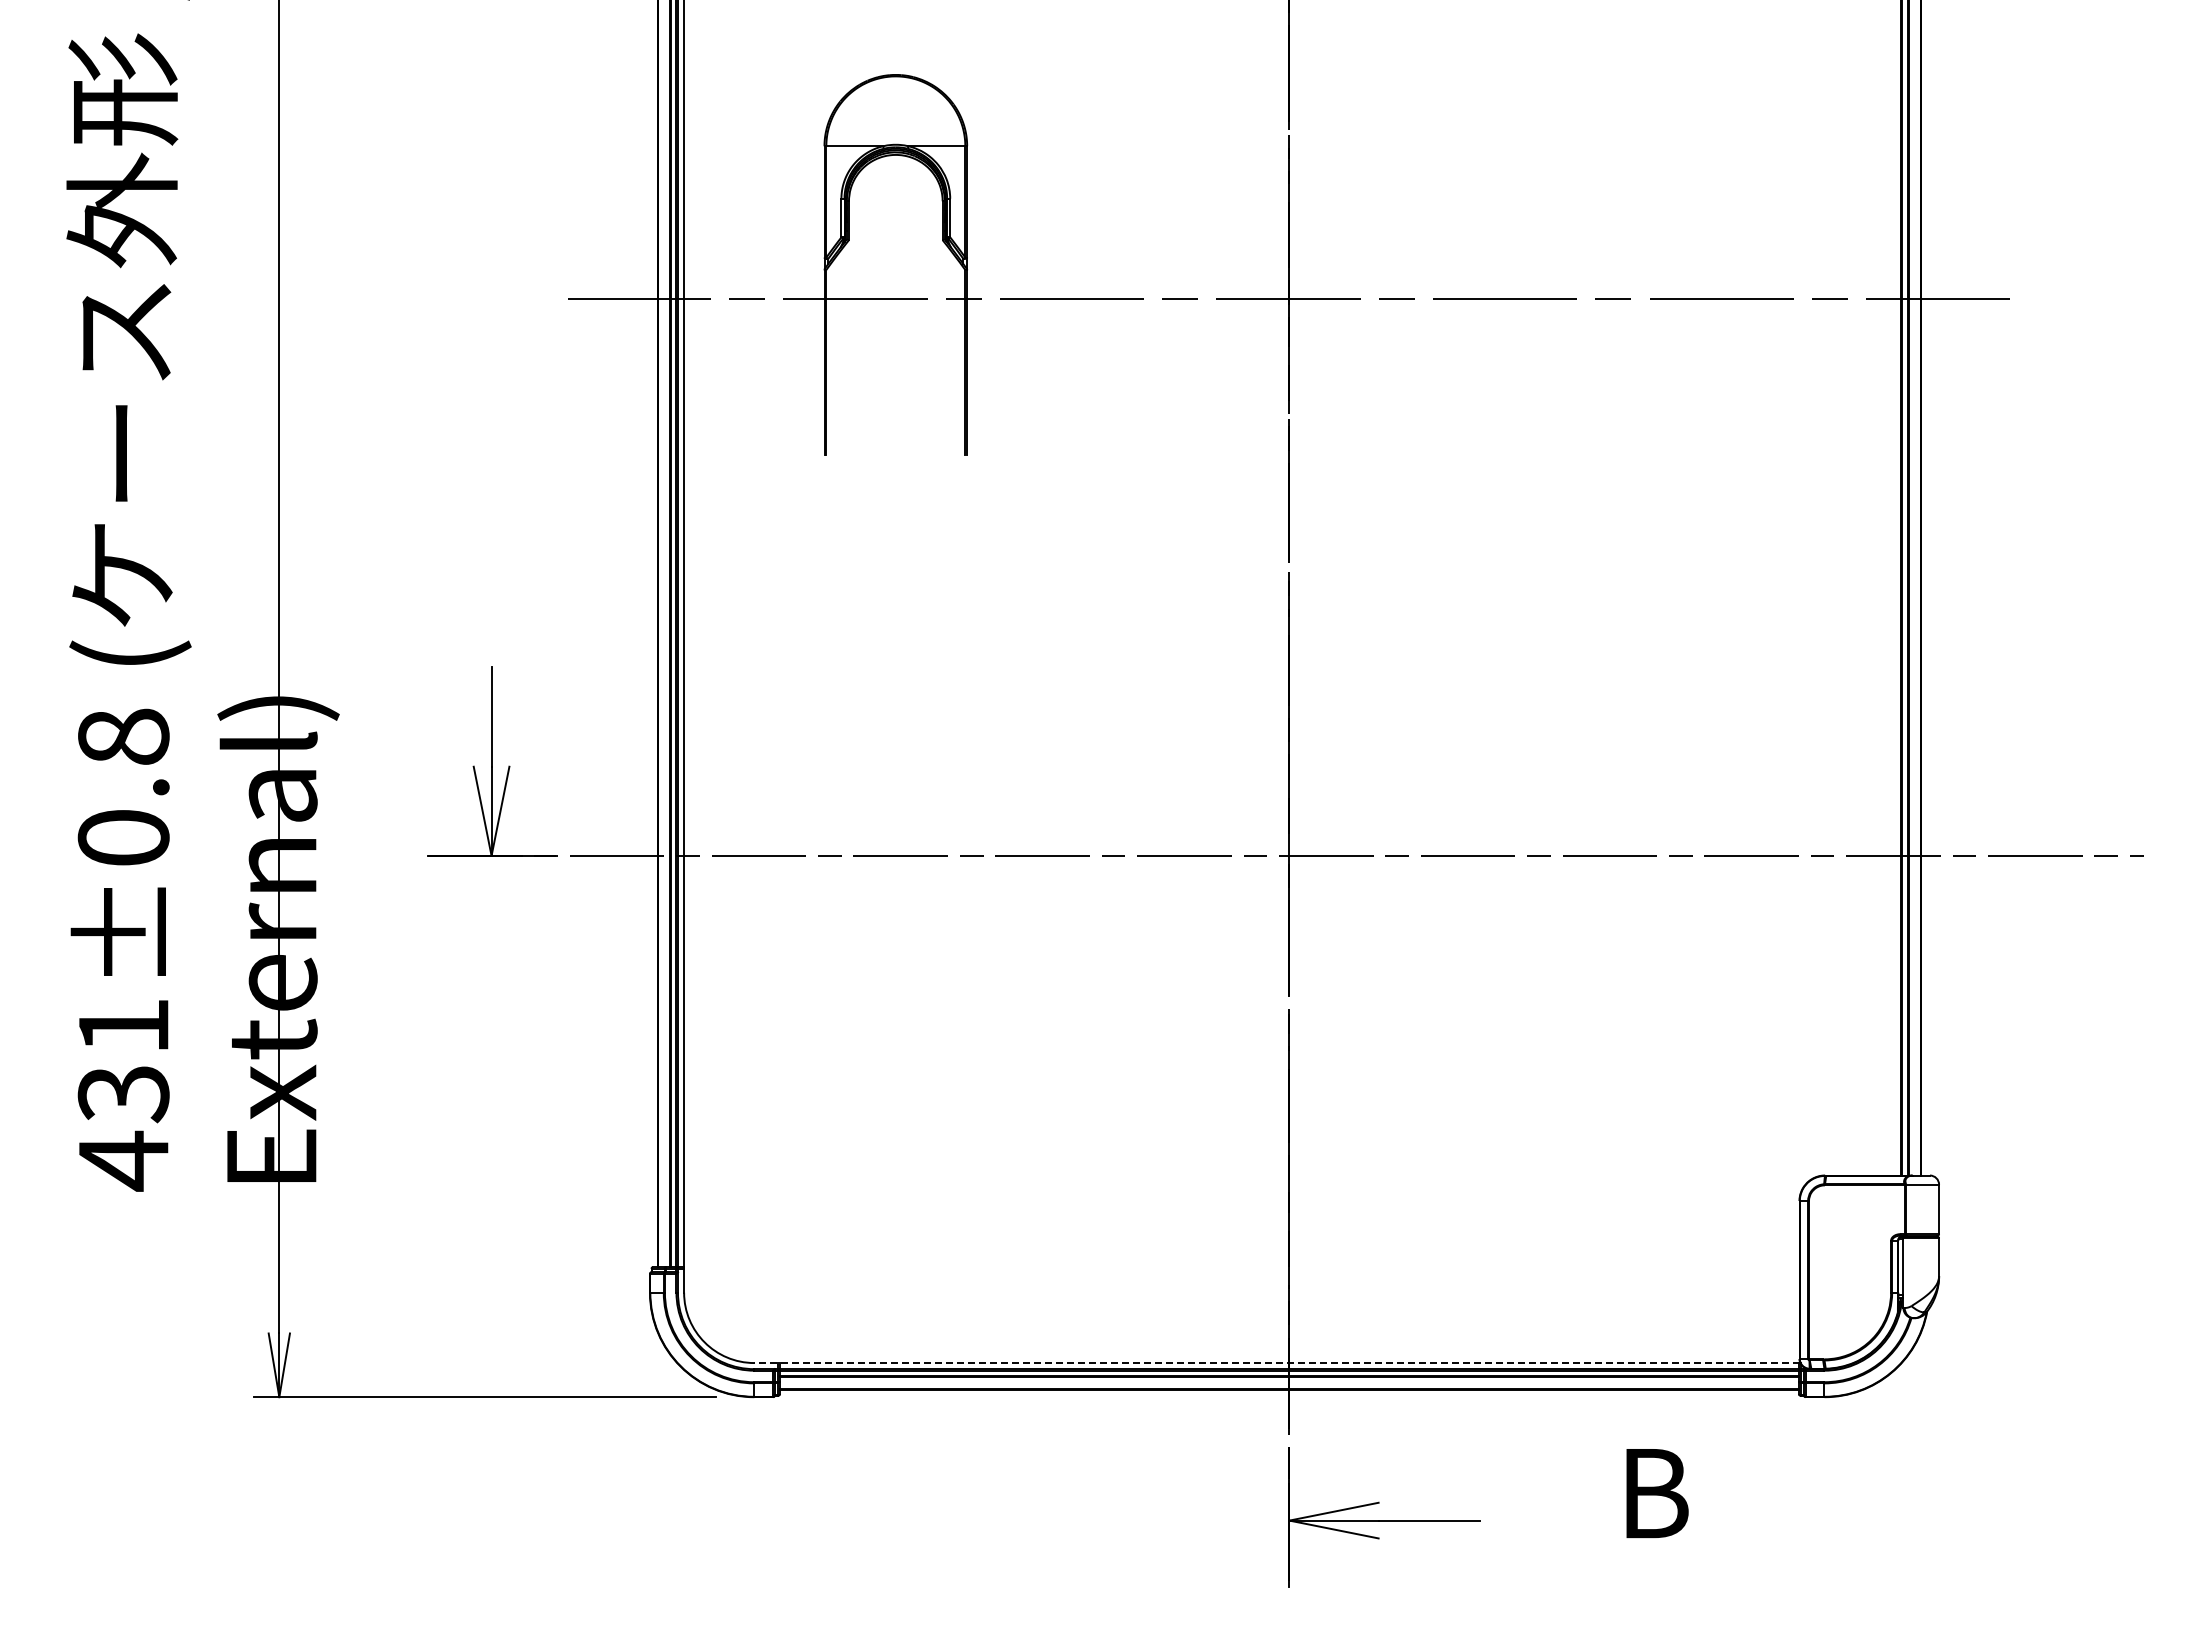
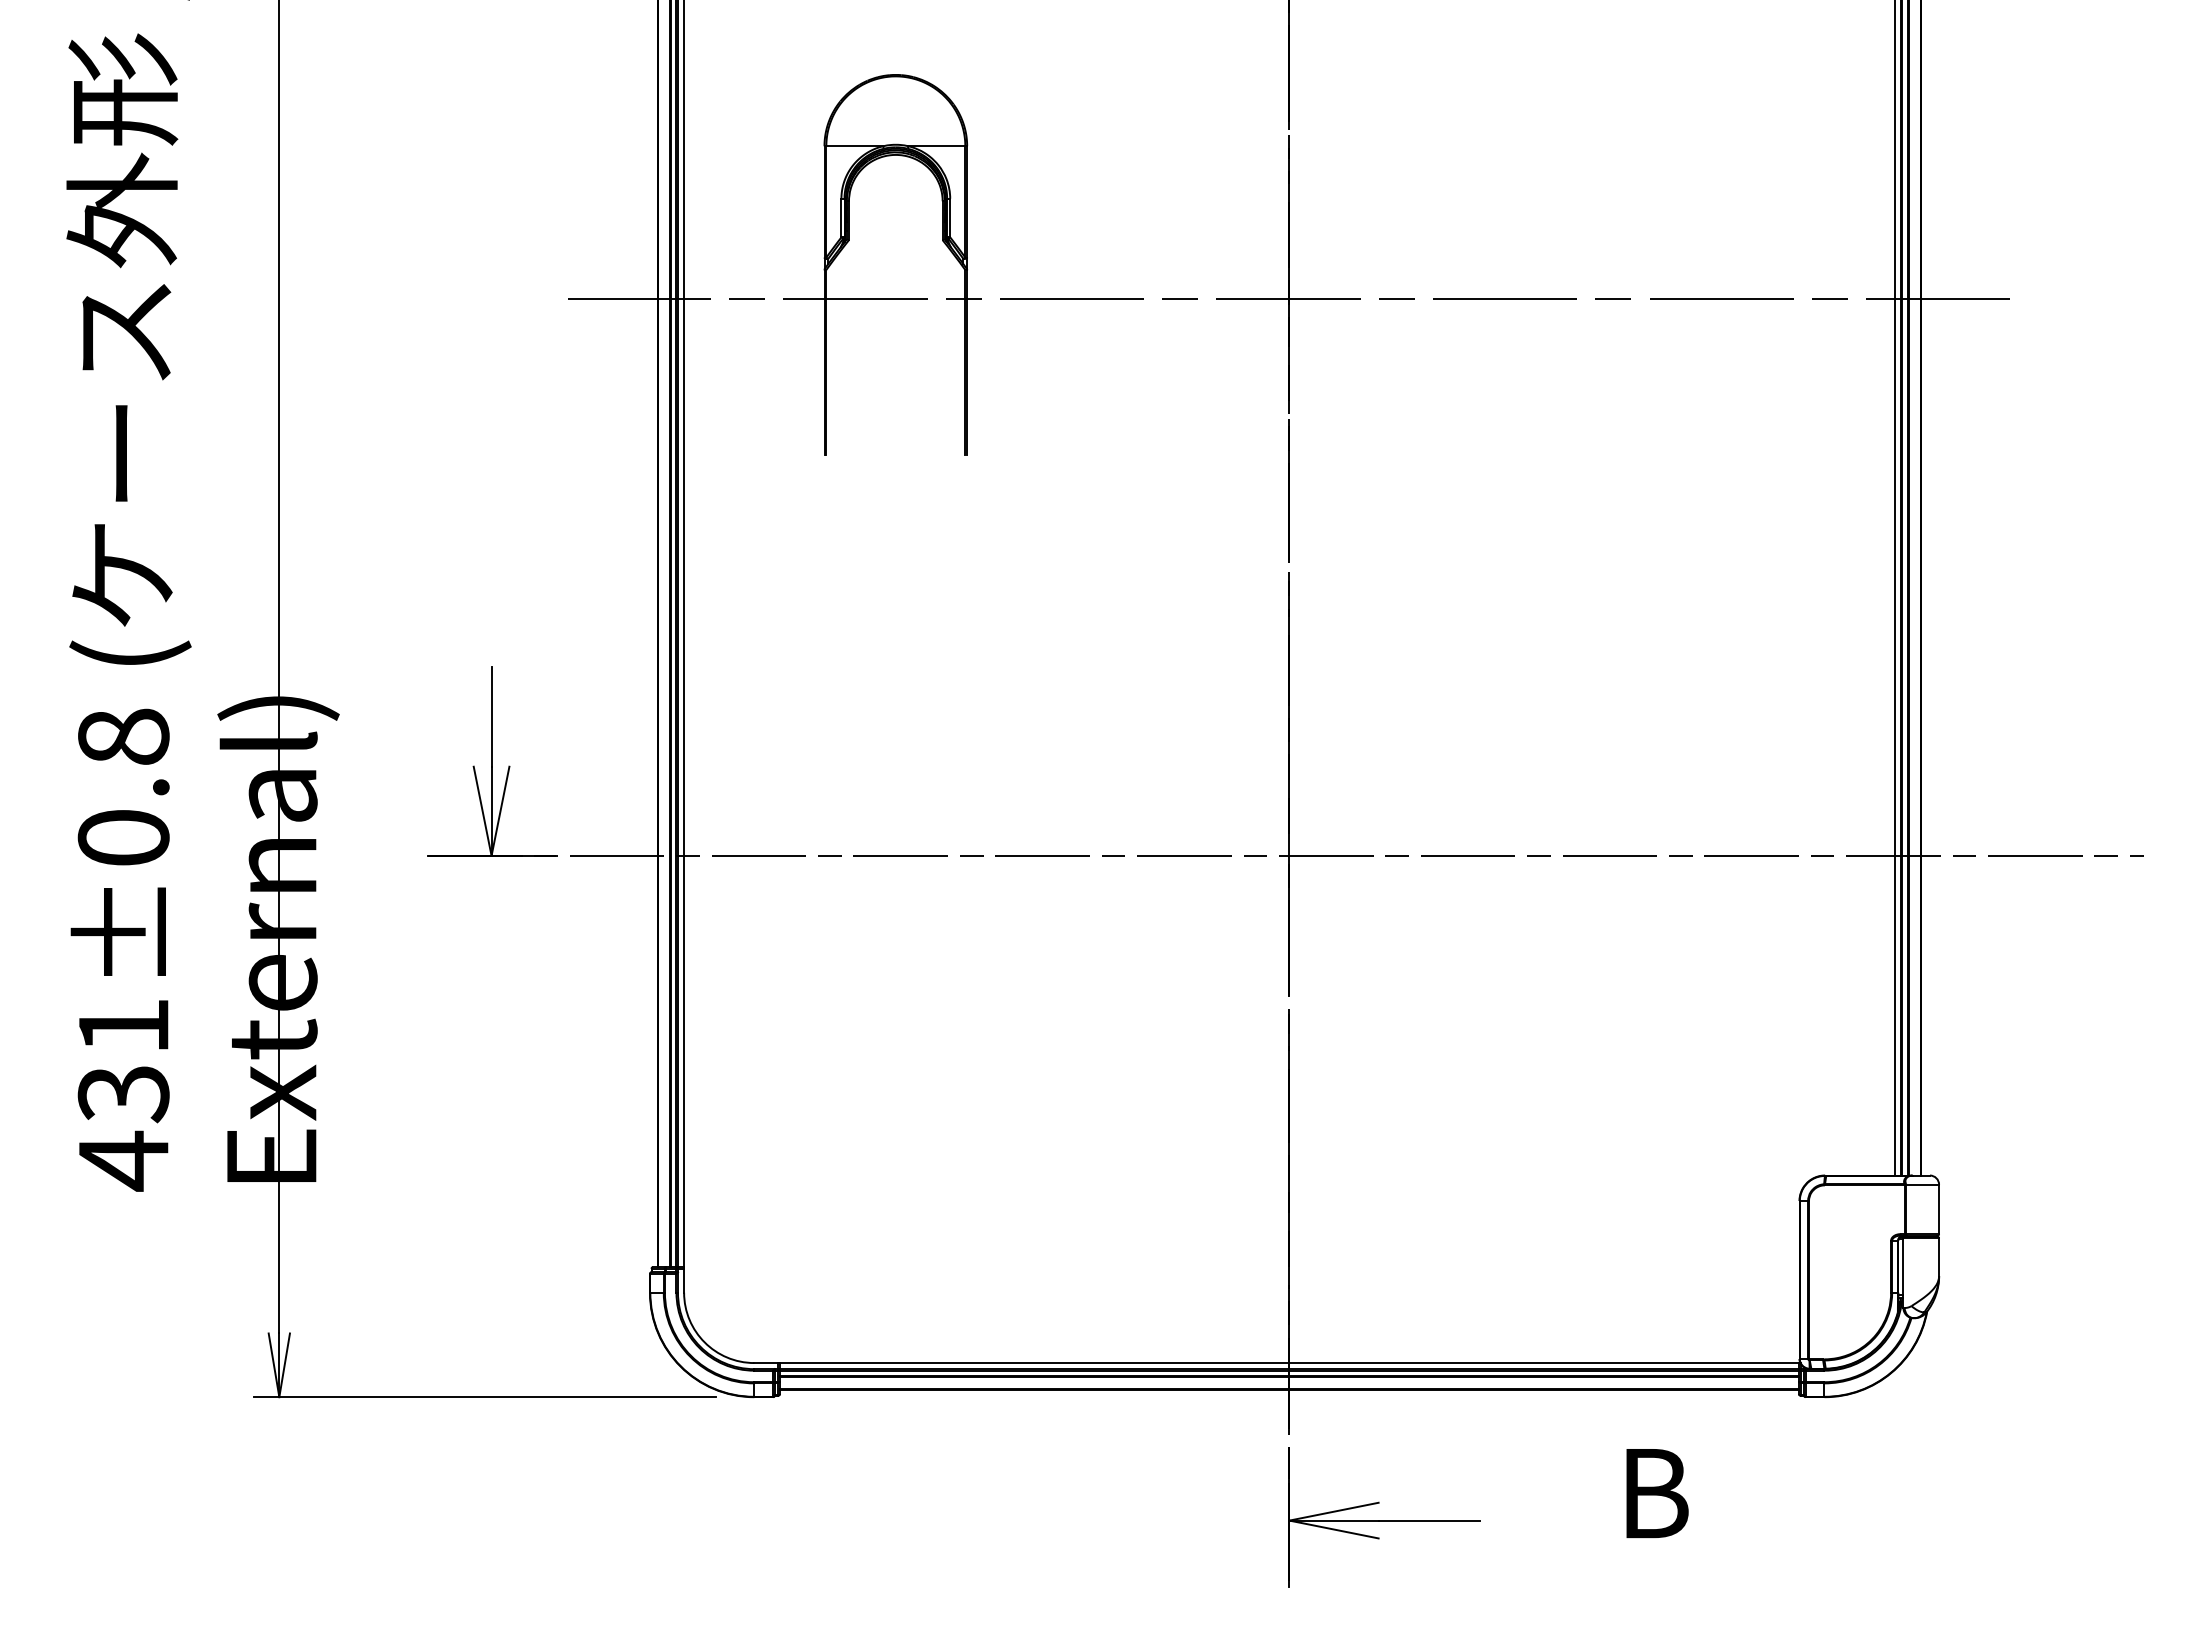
line: none -> present (1894, 588)
line: dashed -> solid (1277, 1363)
